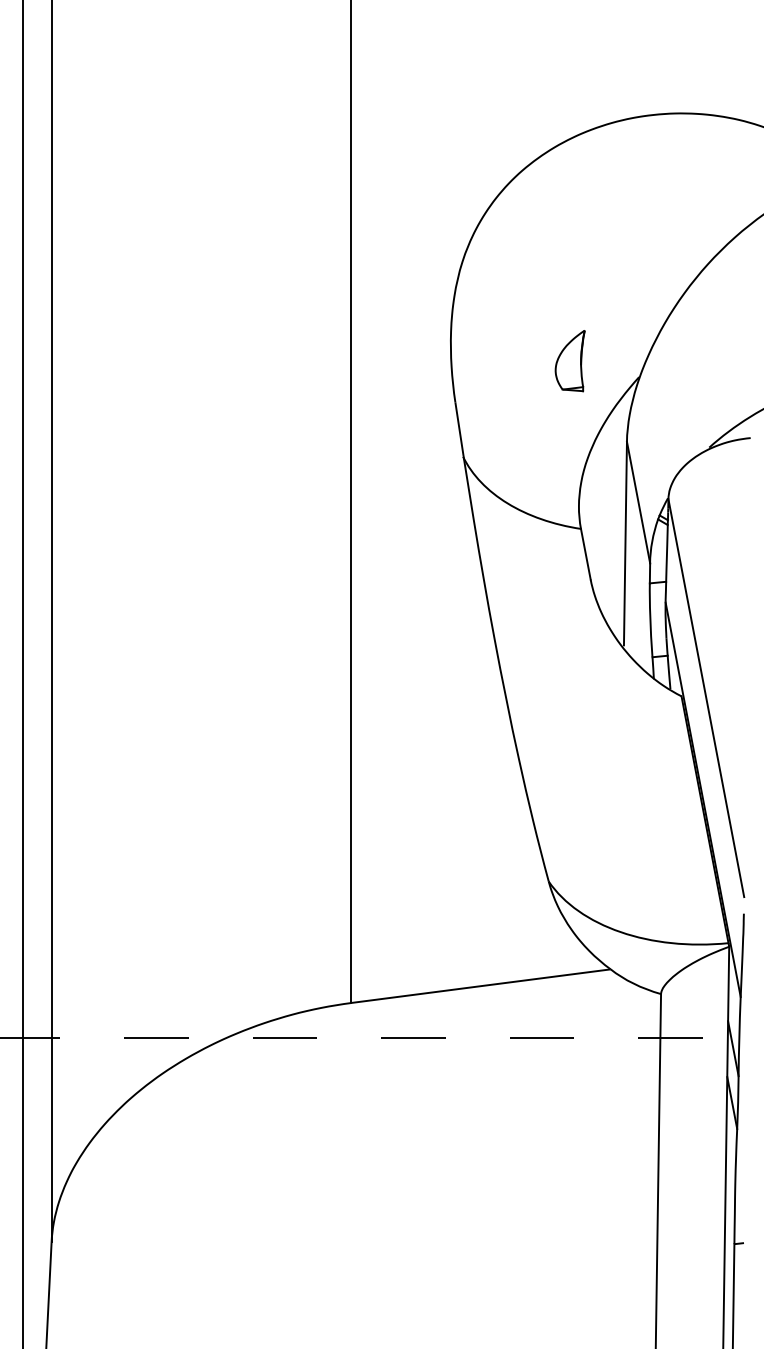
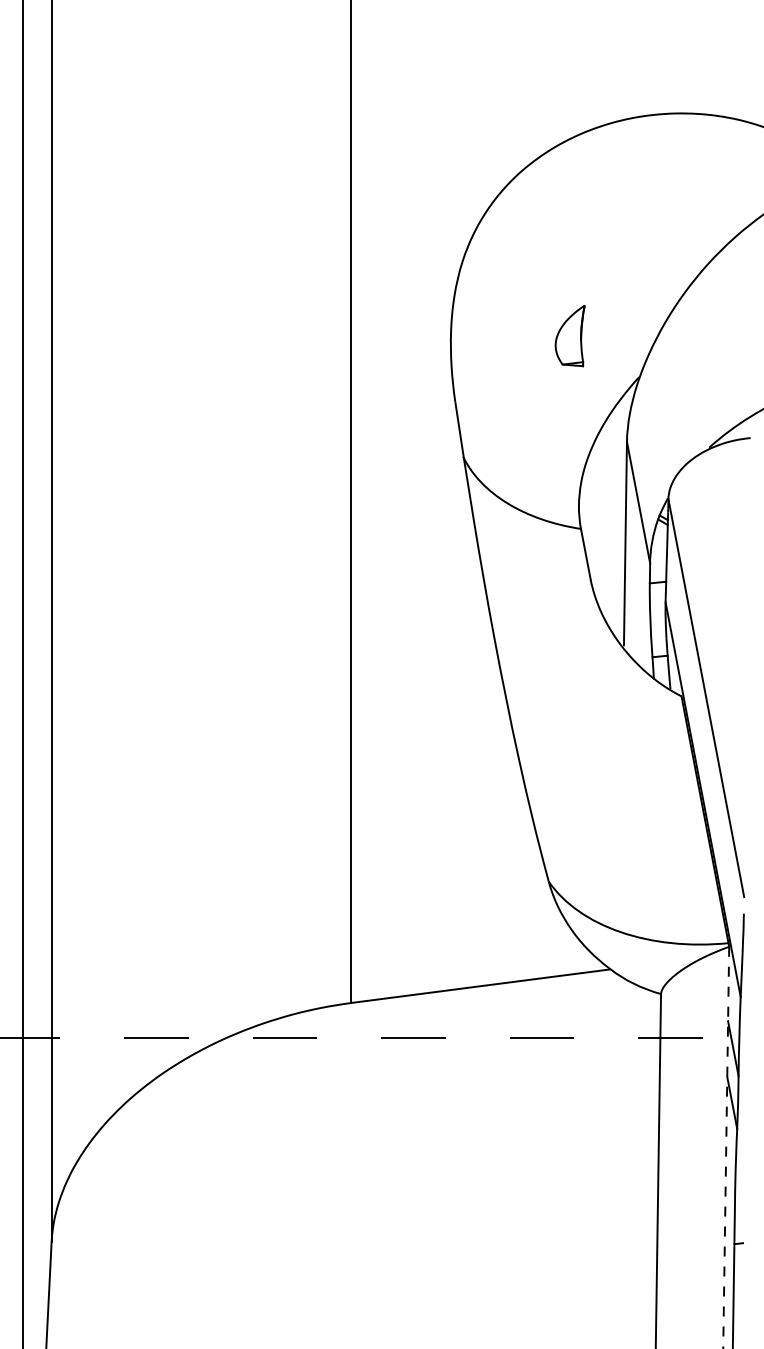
part position: (569, 361) -> (569, 336) (569, 336)
line: solid -> dashed (726, 1147)
